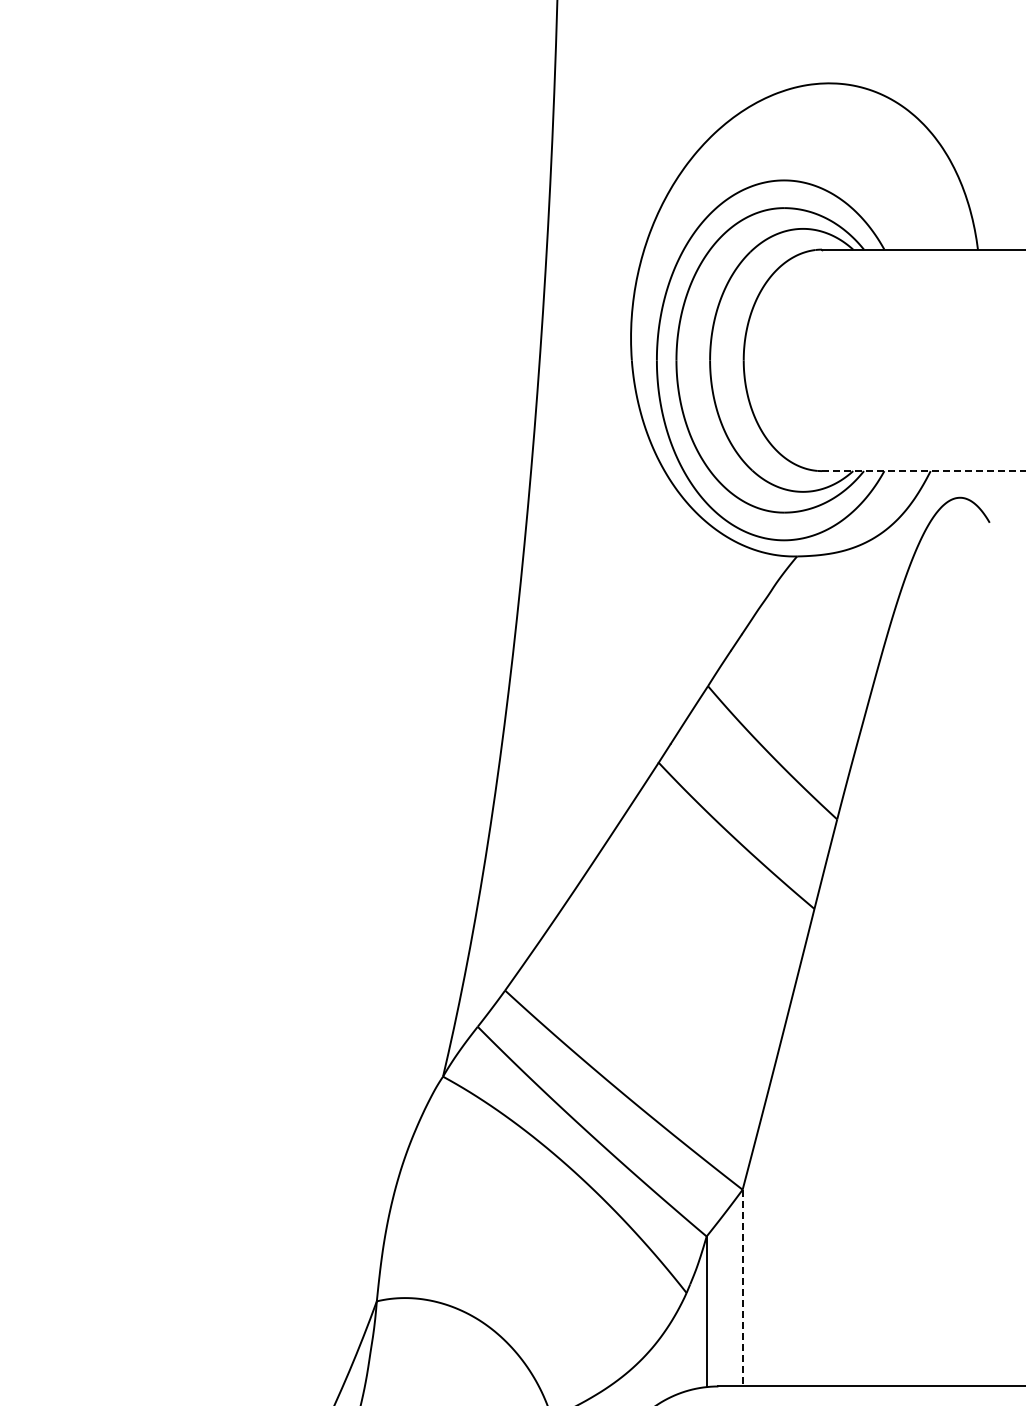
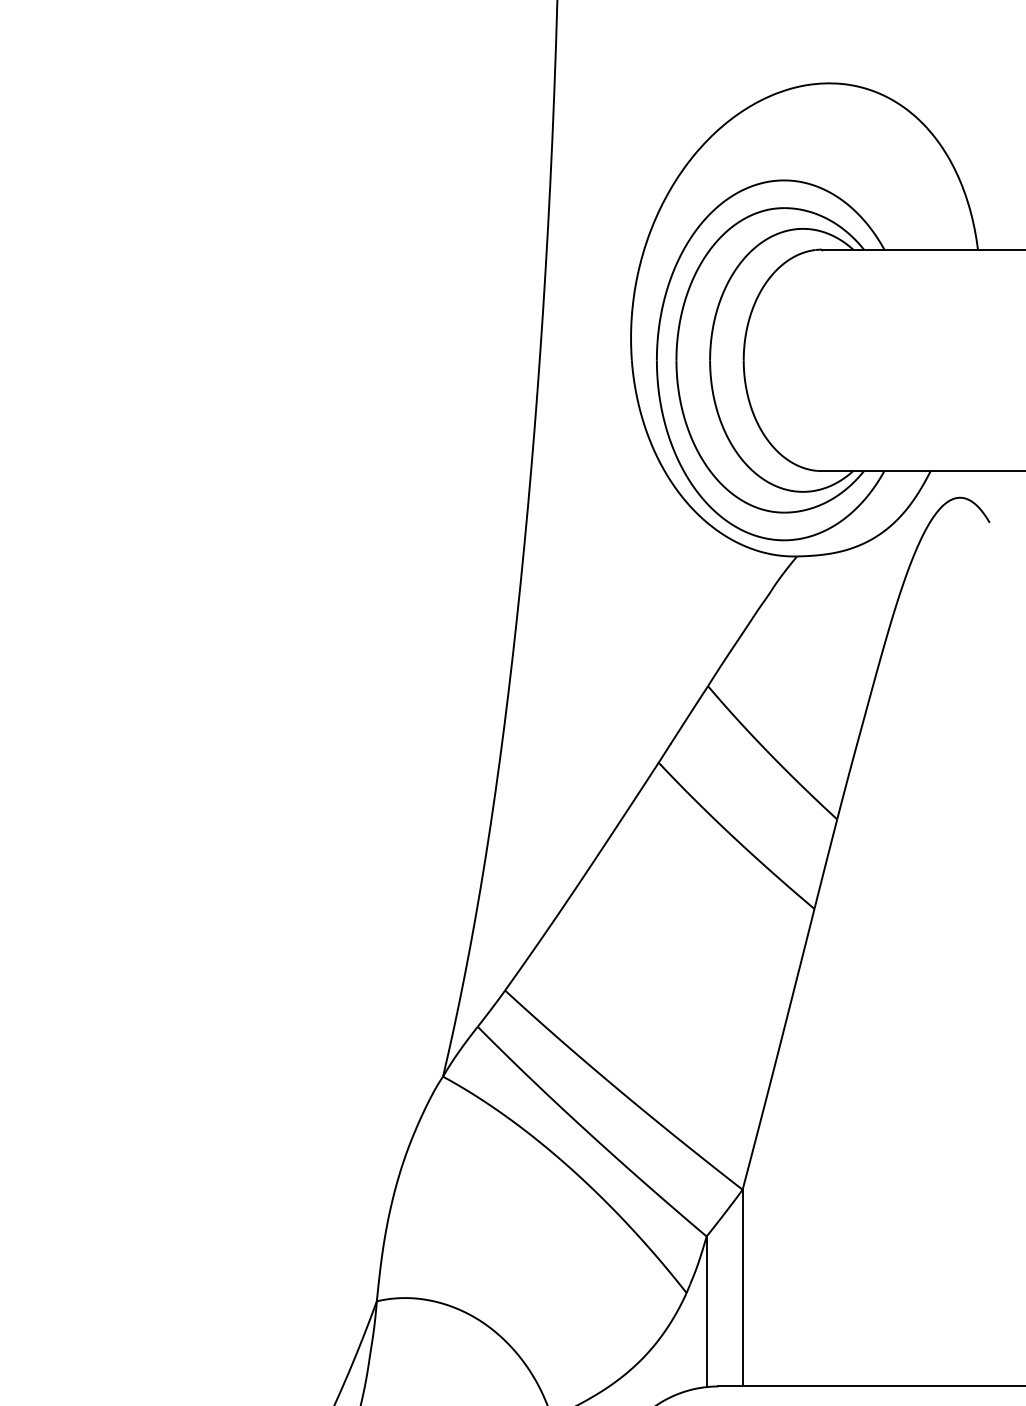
line: dashed -> solid (923, 471)
line: dashed -> solid (742, 1288)
